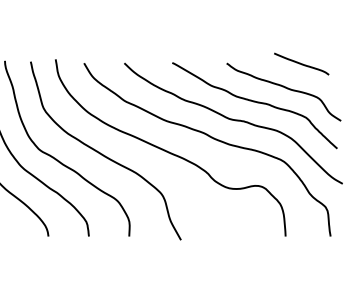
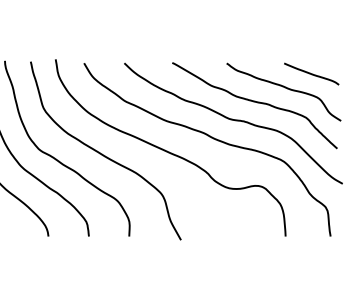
line position: (301, 63) -> (311, 73) (311, 73)
